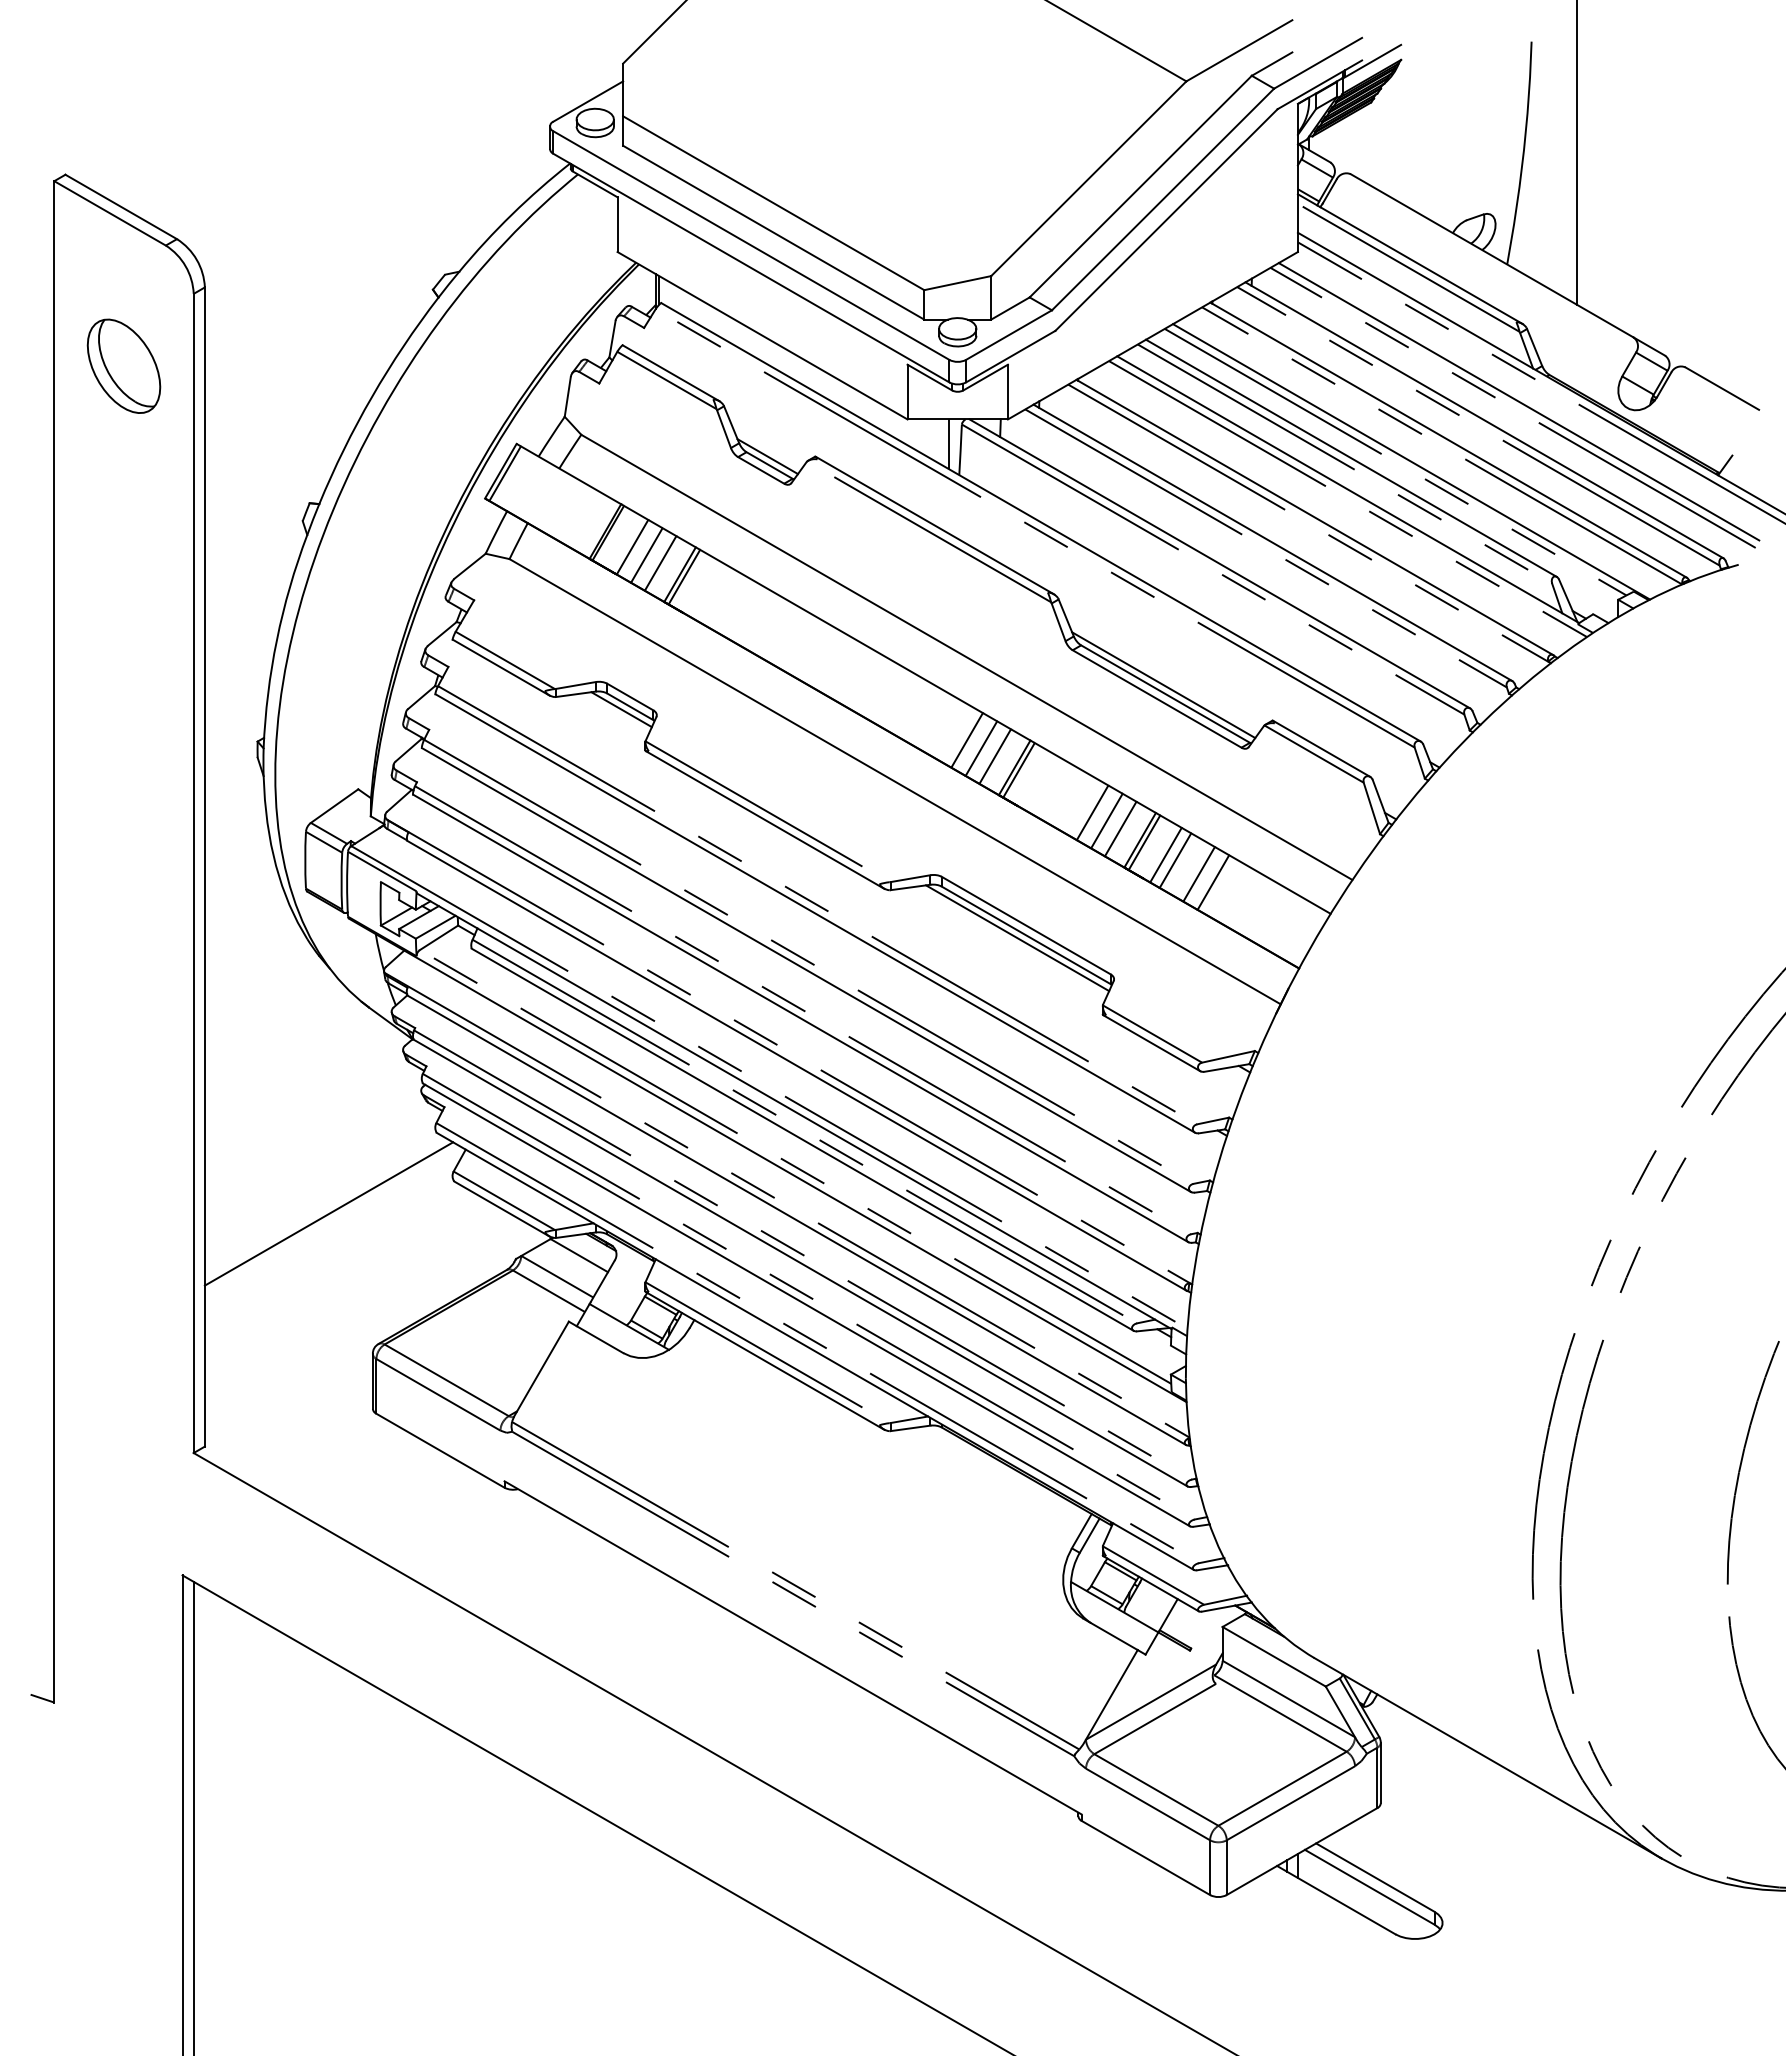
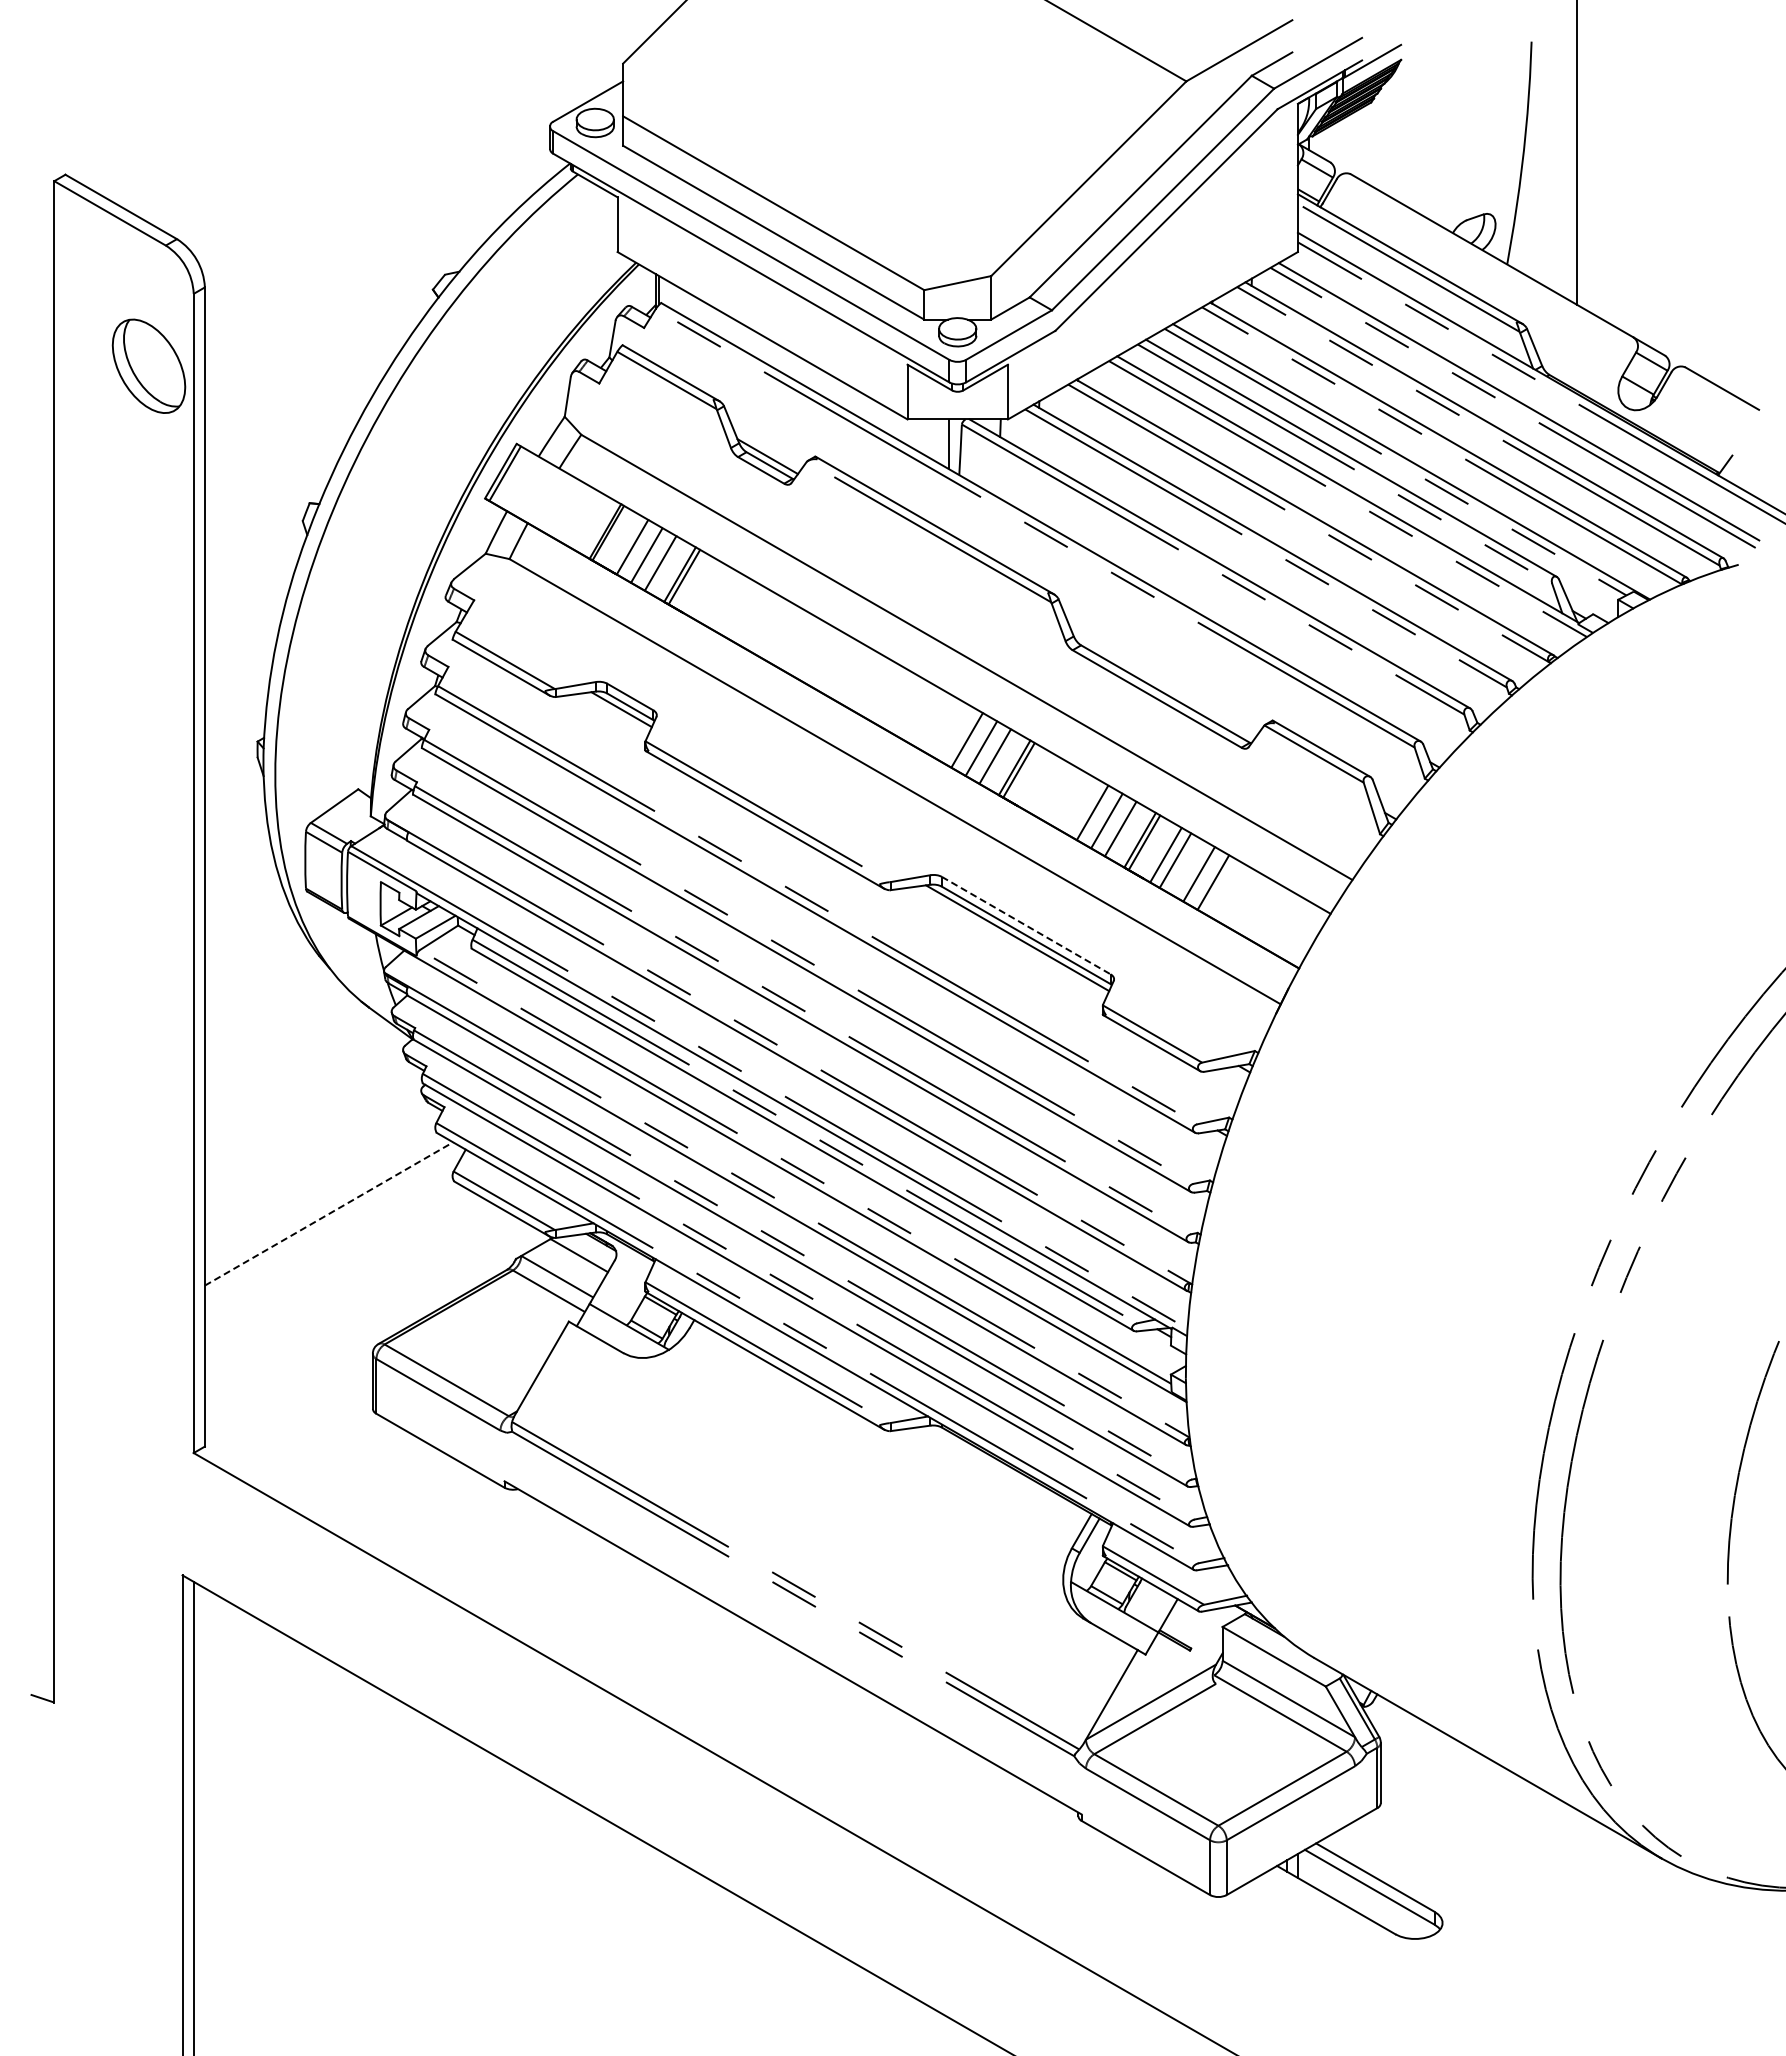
part position: (123, 365) -> (148, 365) (148, 365)
line: present -> none (1163, 685)
line: solid -> dashed (1026, 925)
line: solid -> dashed (329, 1213)
